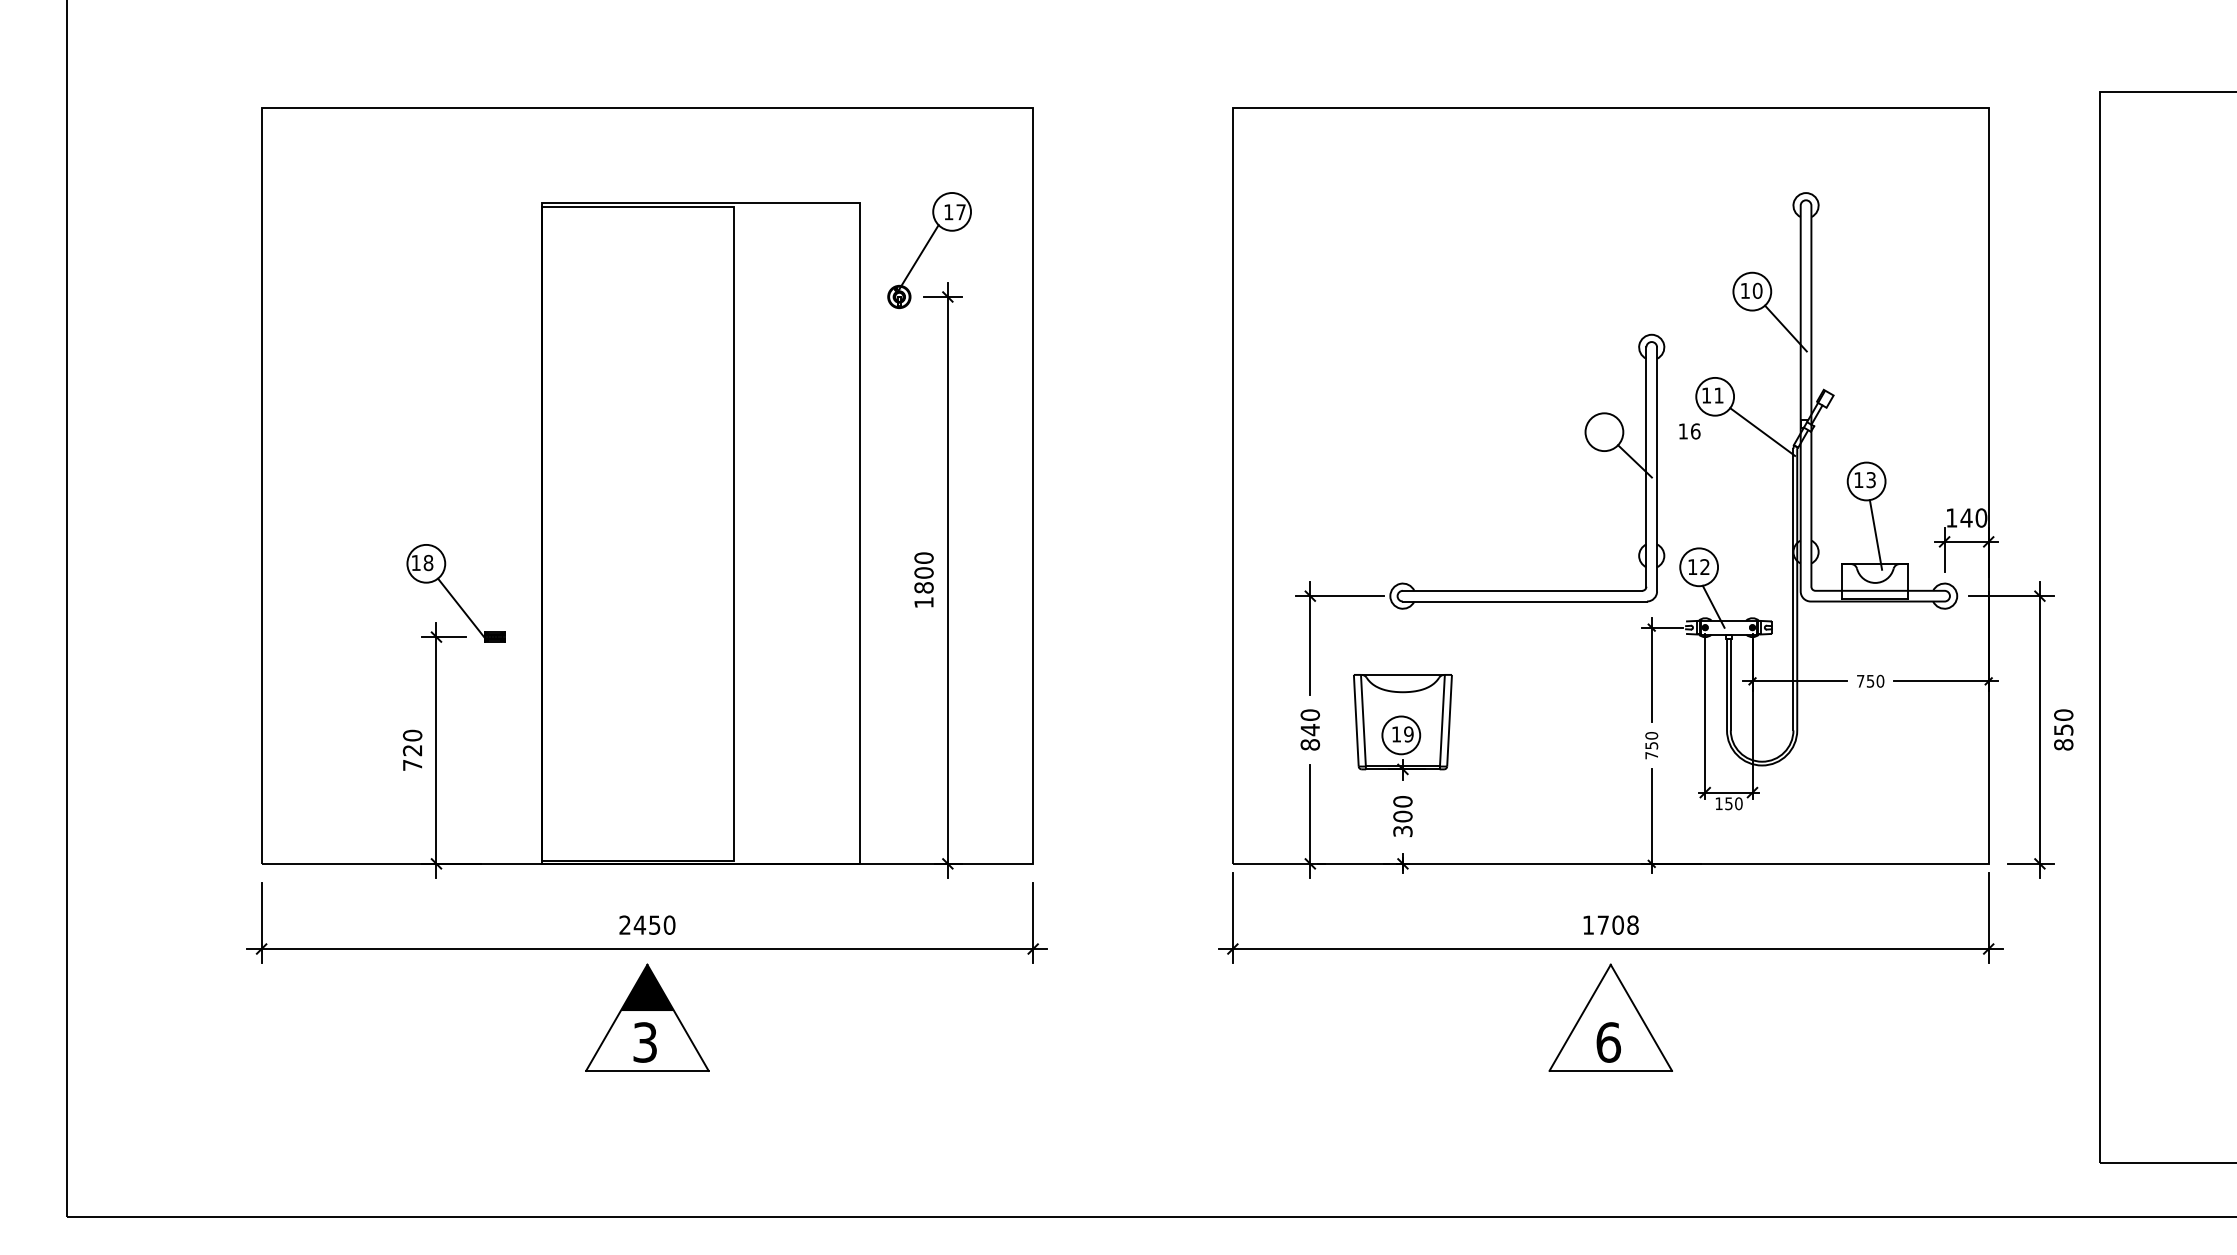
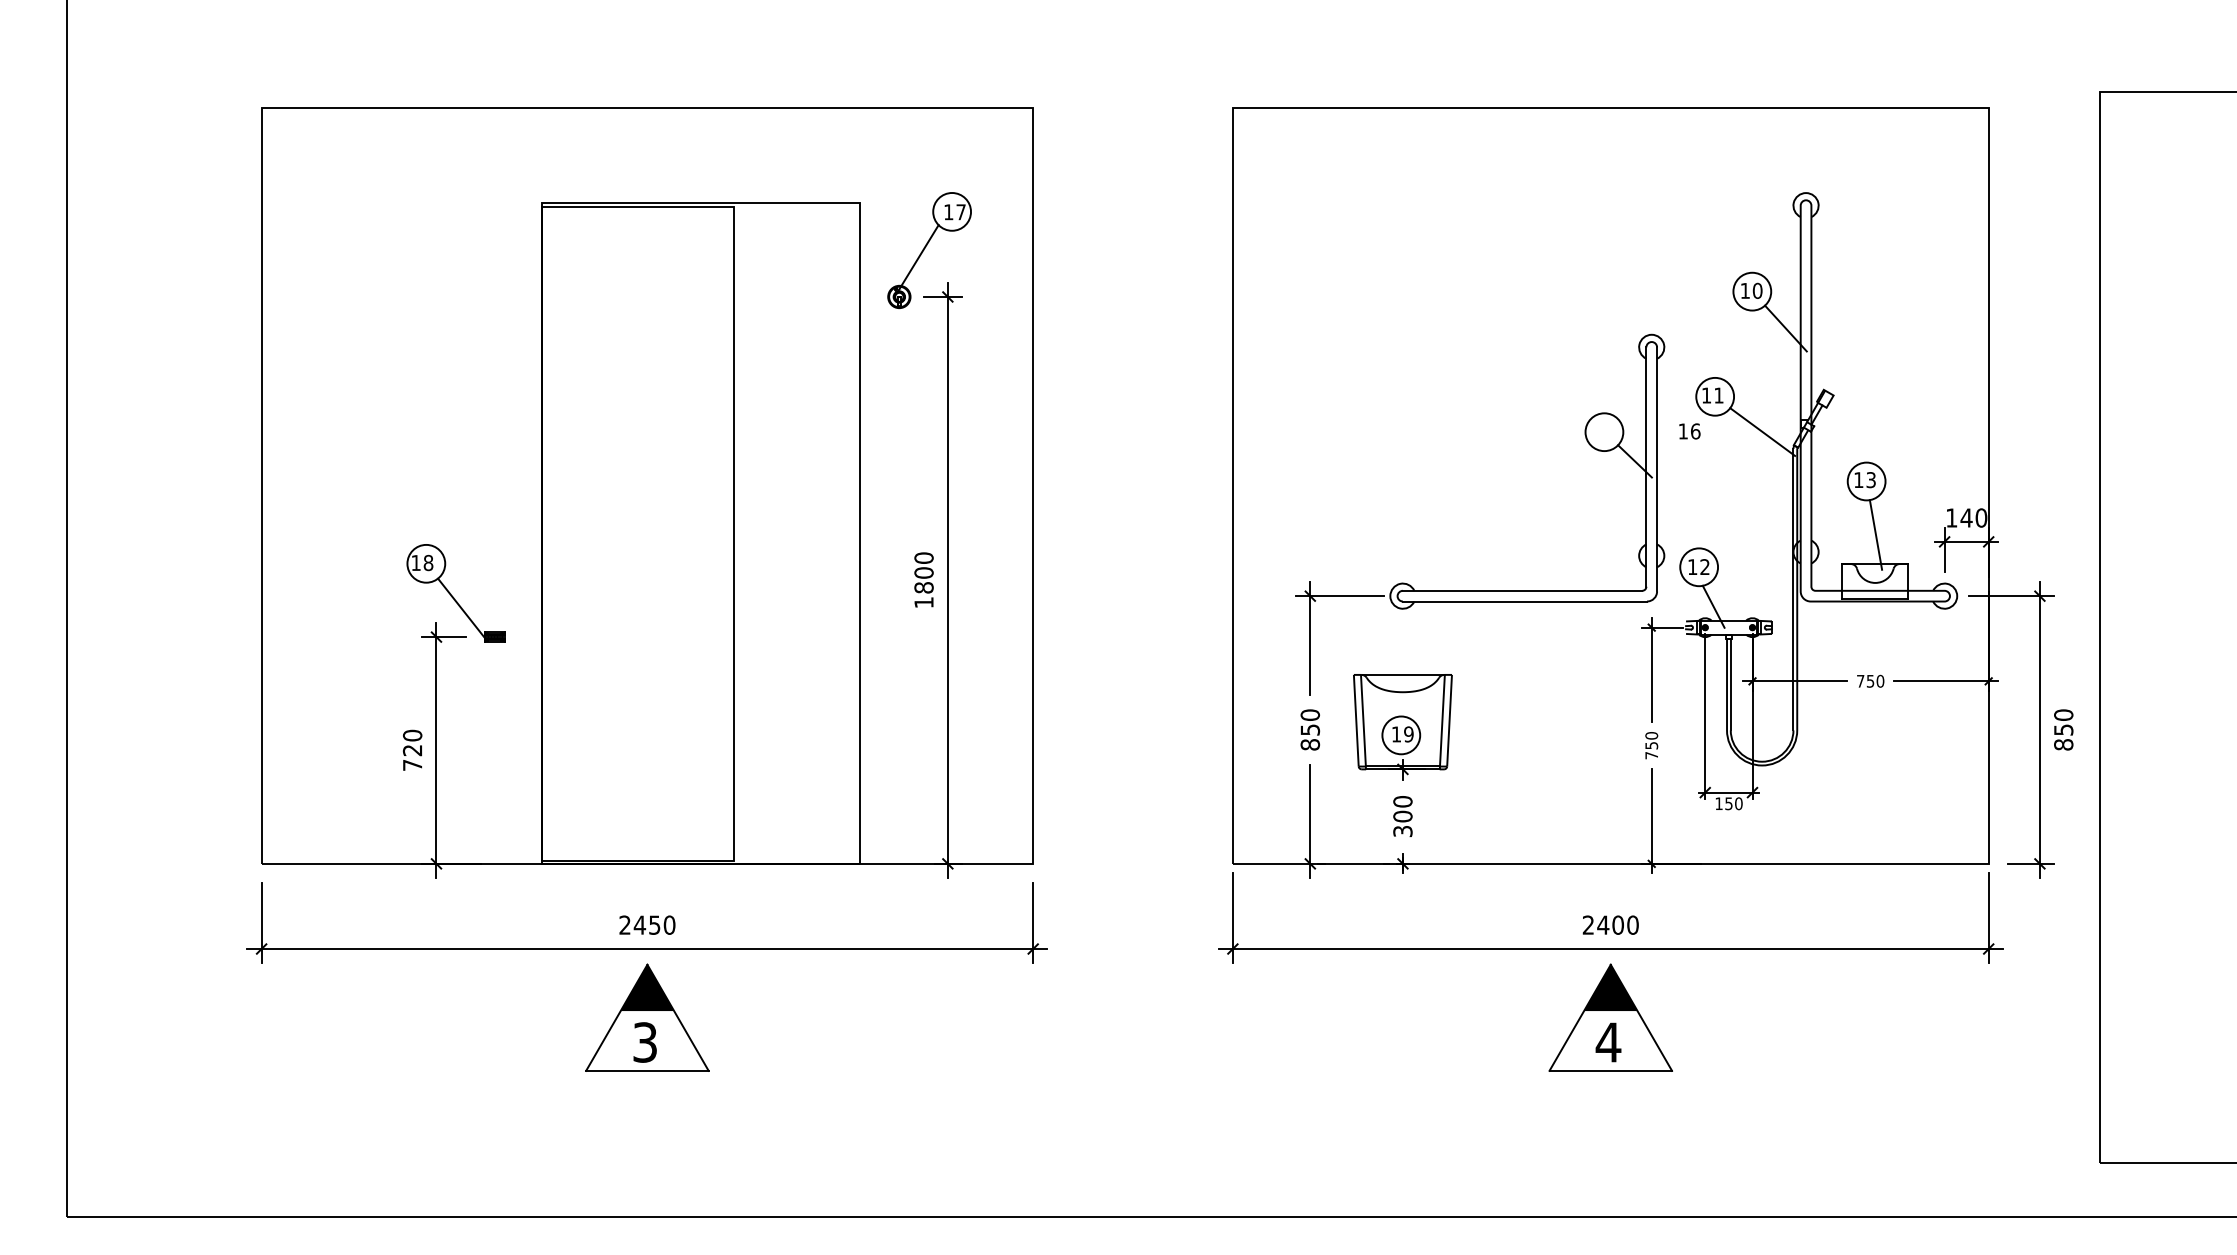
text: 840 -> 850 (1310, 730)
text: 1708 -> 2400 (1610, 924)
fill: none -> present (1610, 987)
text: 6 -> 4 (1608, 1042)
